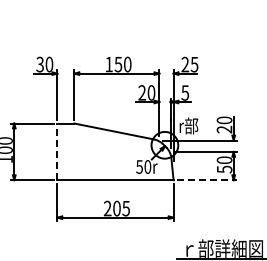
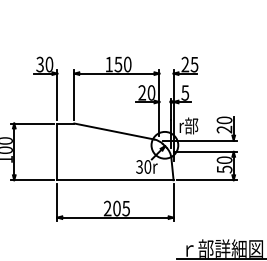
line: dashed -> solid (57, 151)
text: 50r -> 30r (139, 166)
line: dashed -> solid (207, 180)
